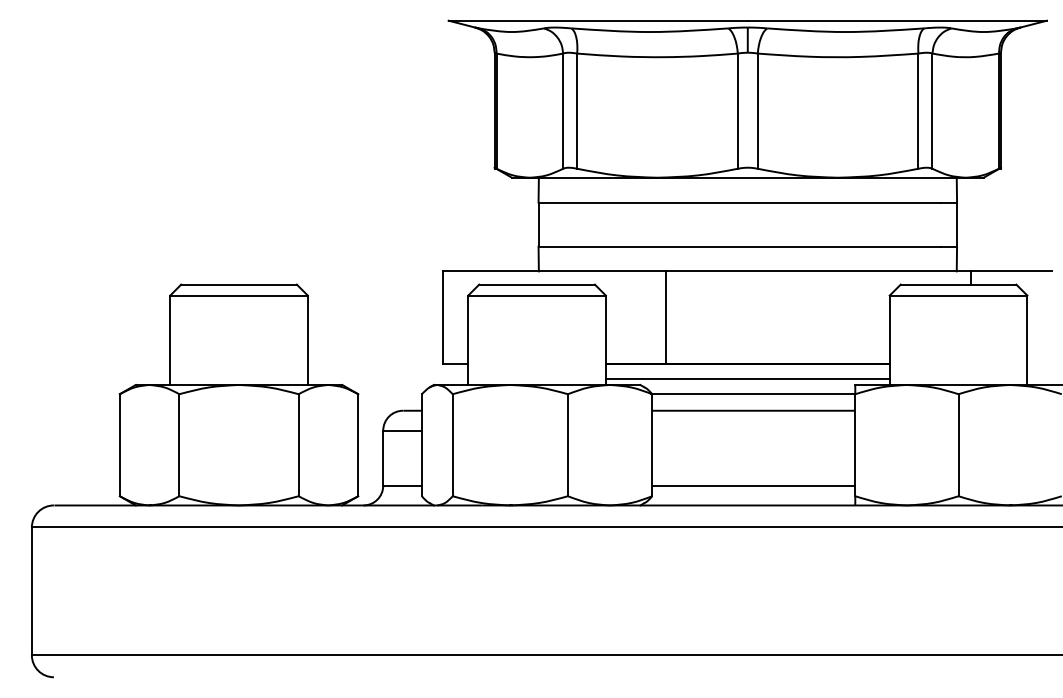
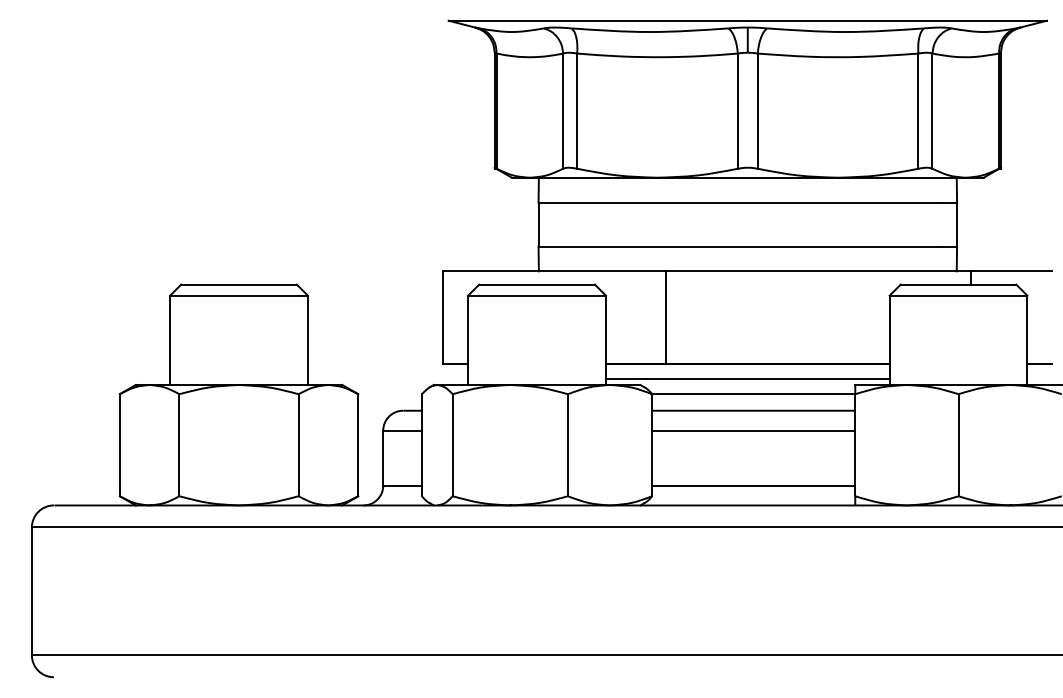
line: none -> present (1039, 363)
line: none -> present (753, 430)
